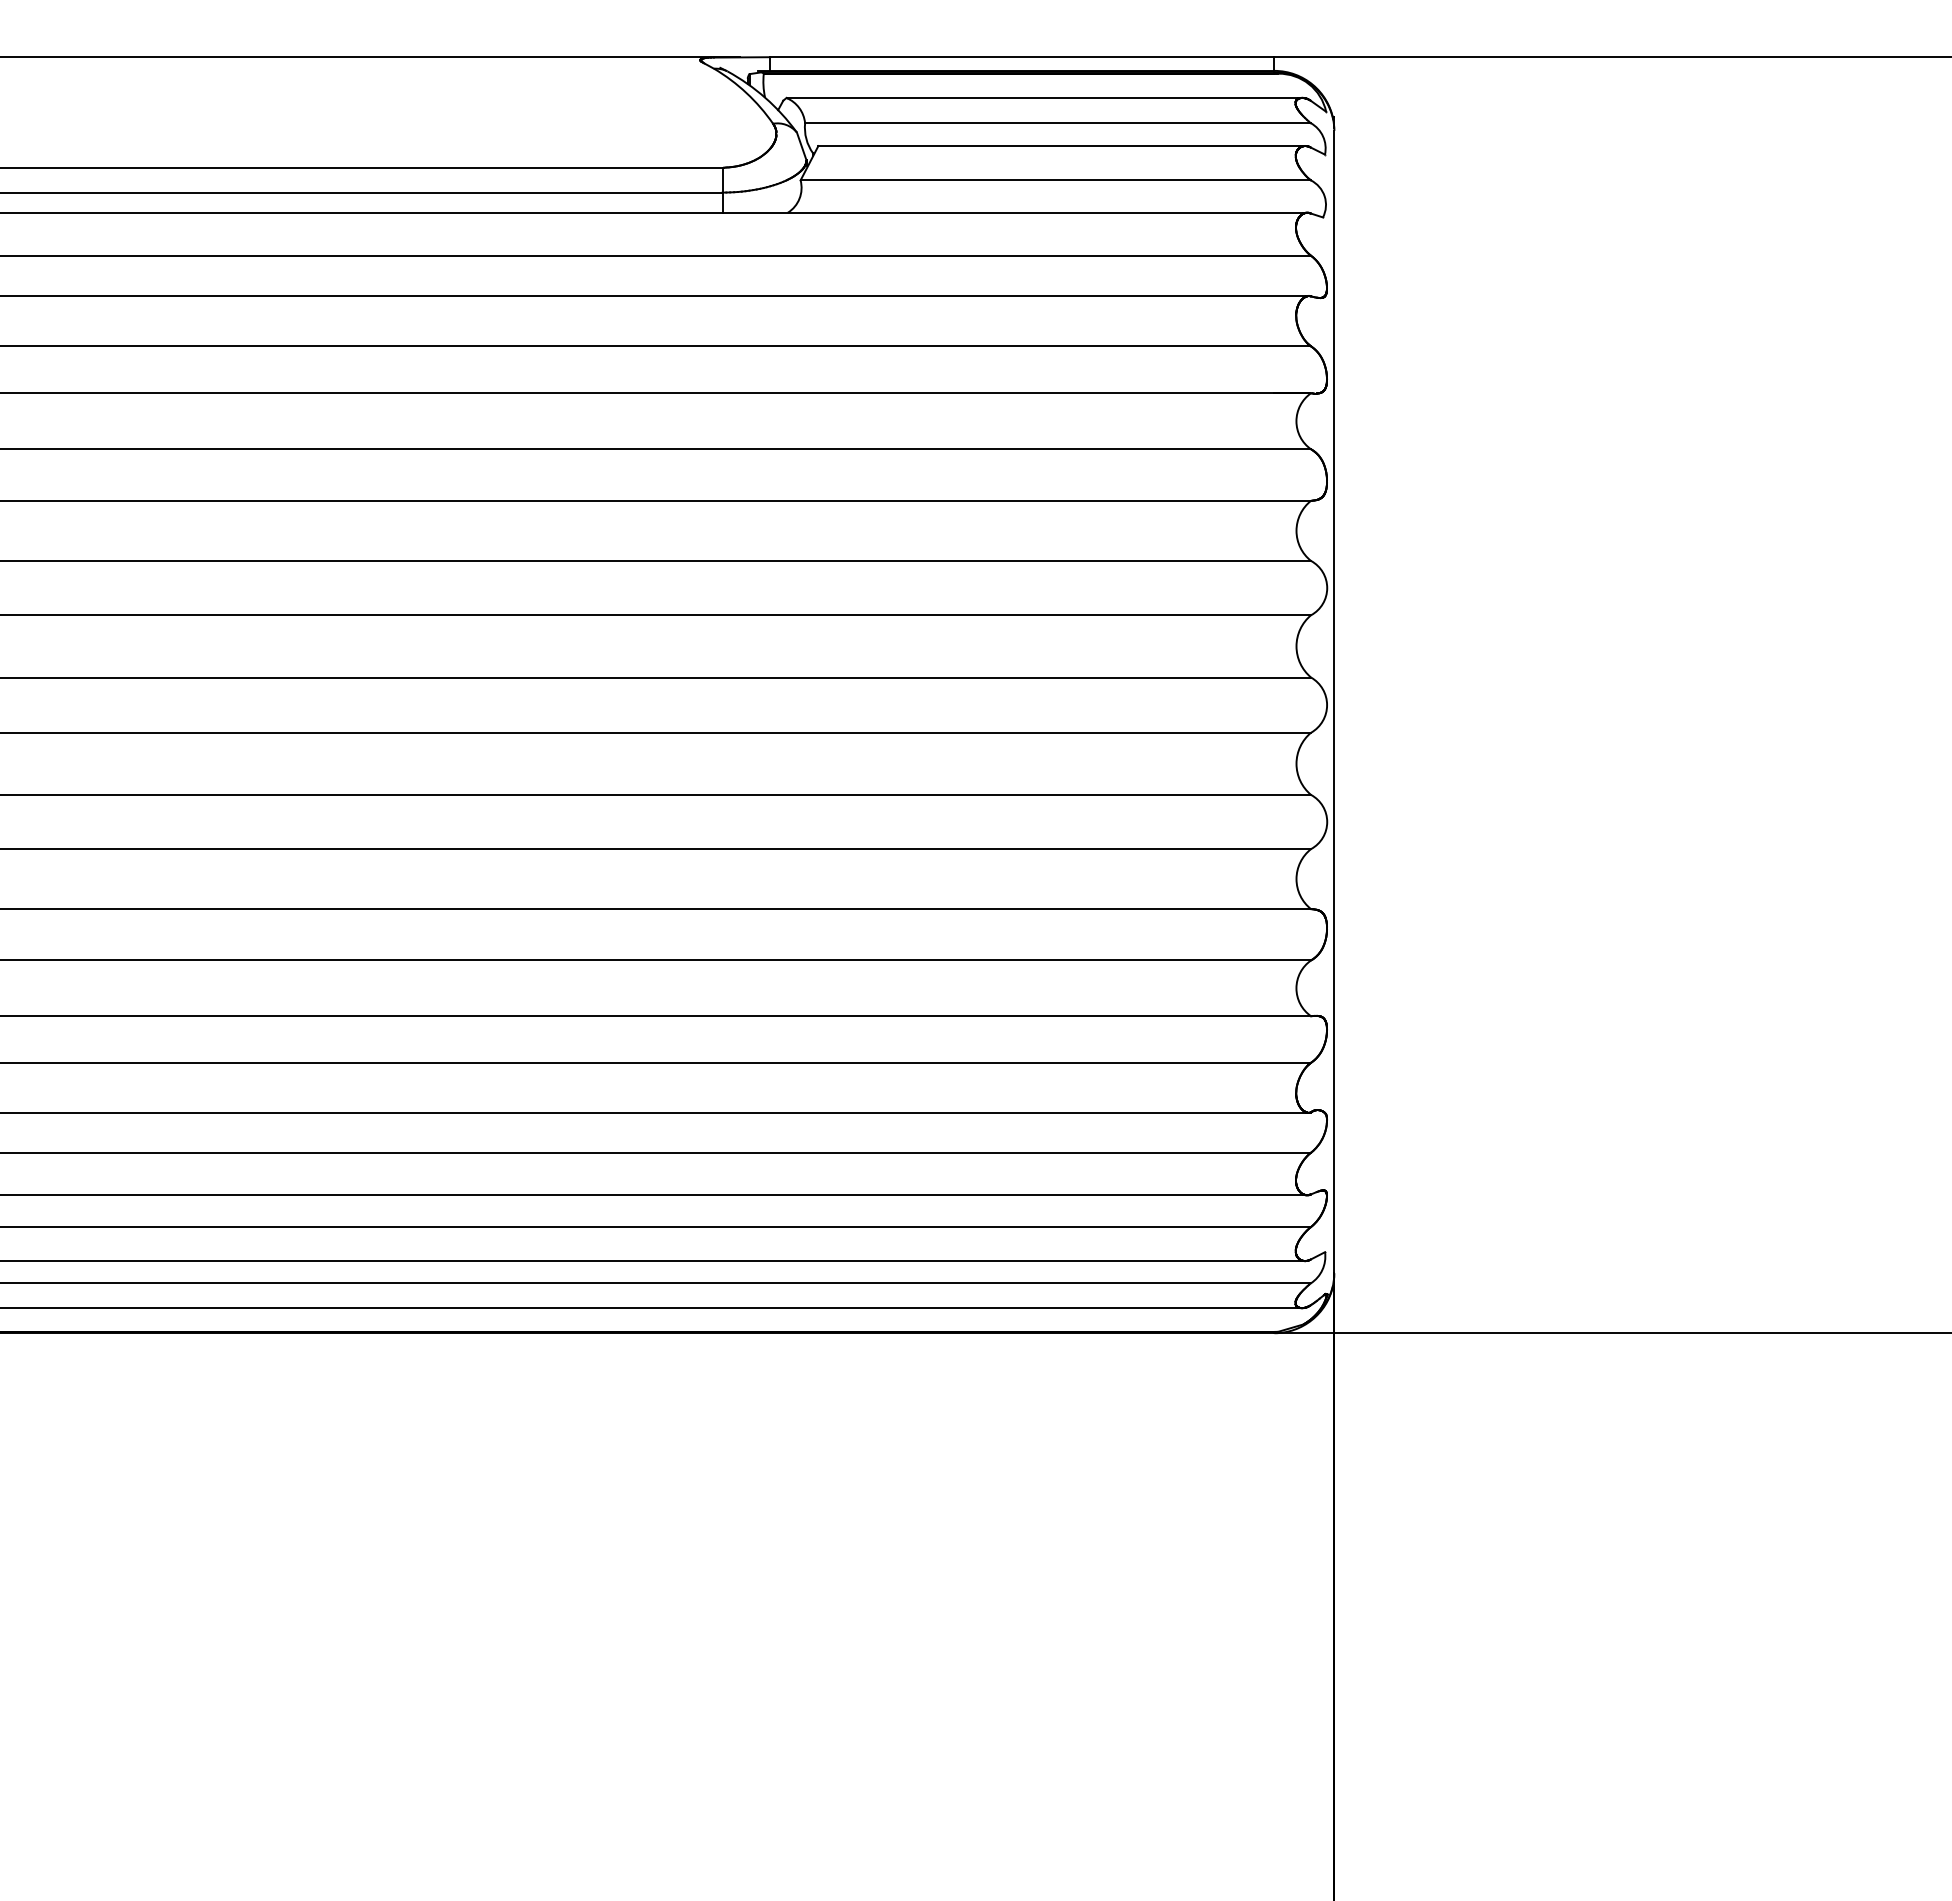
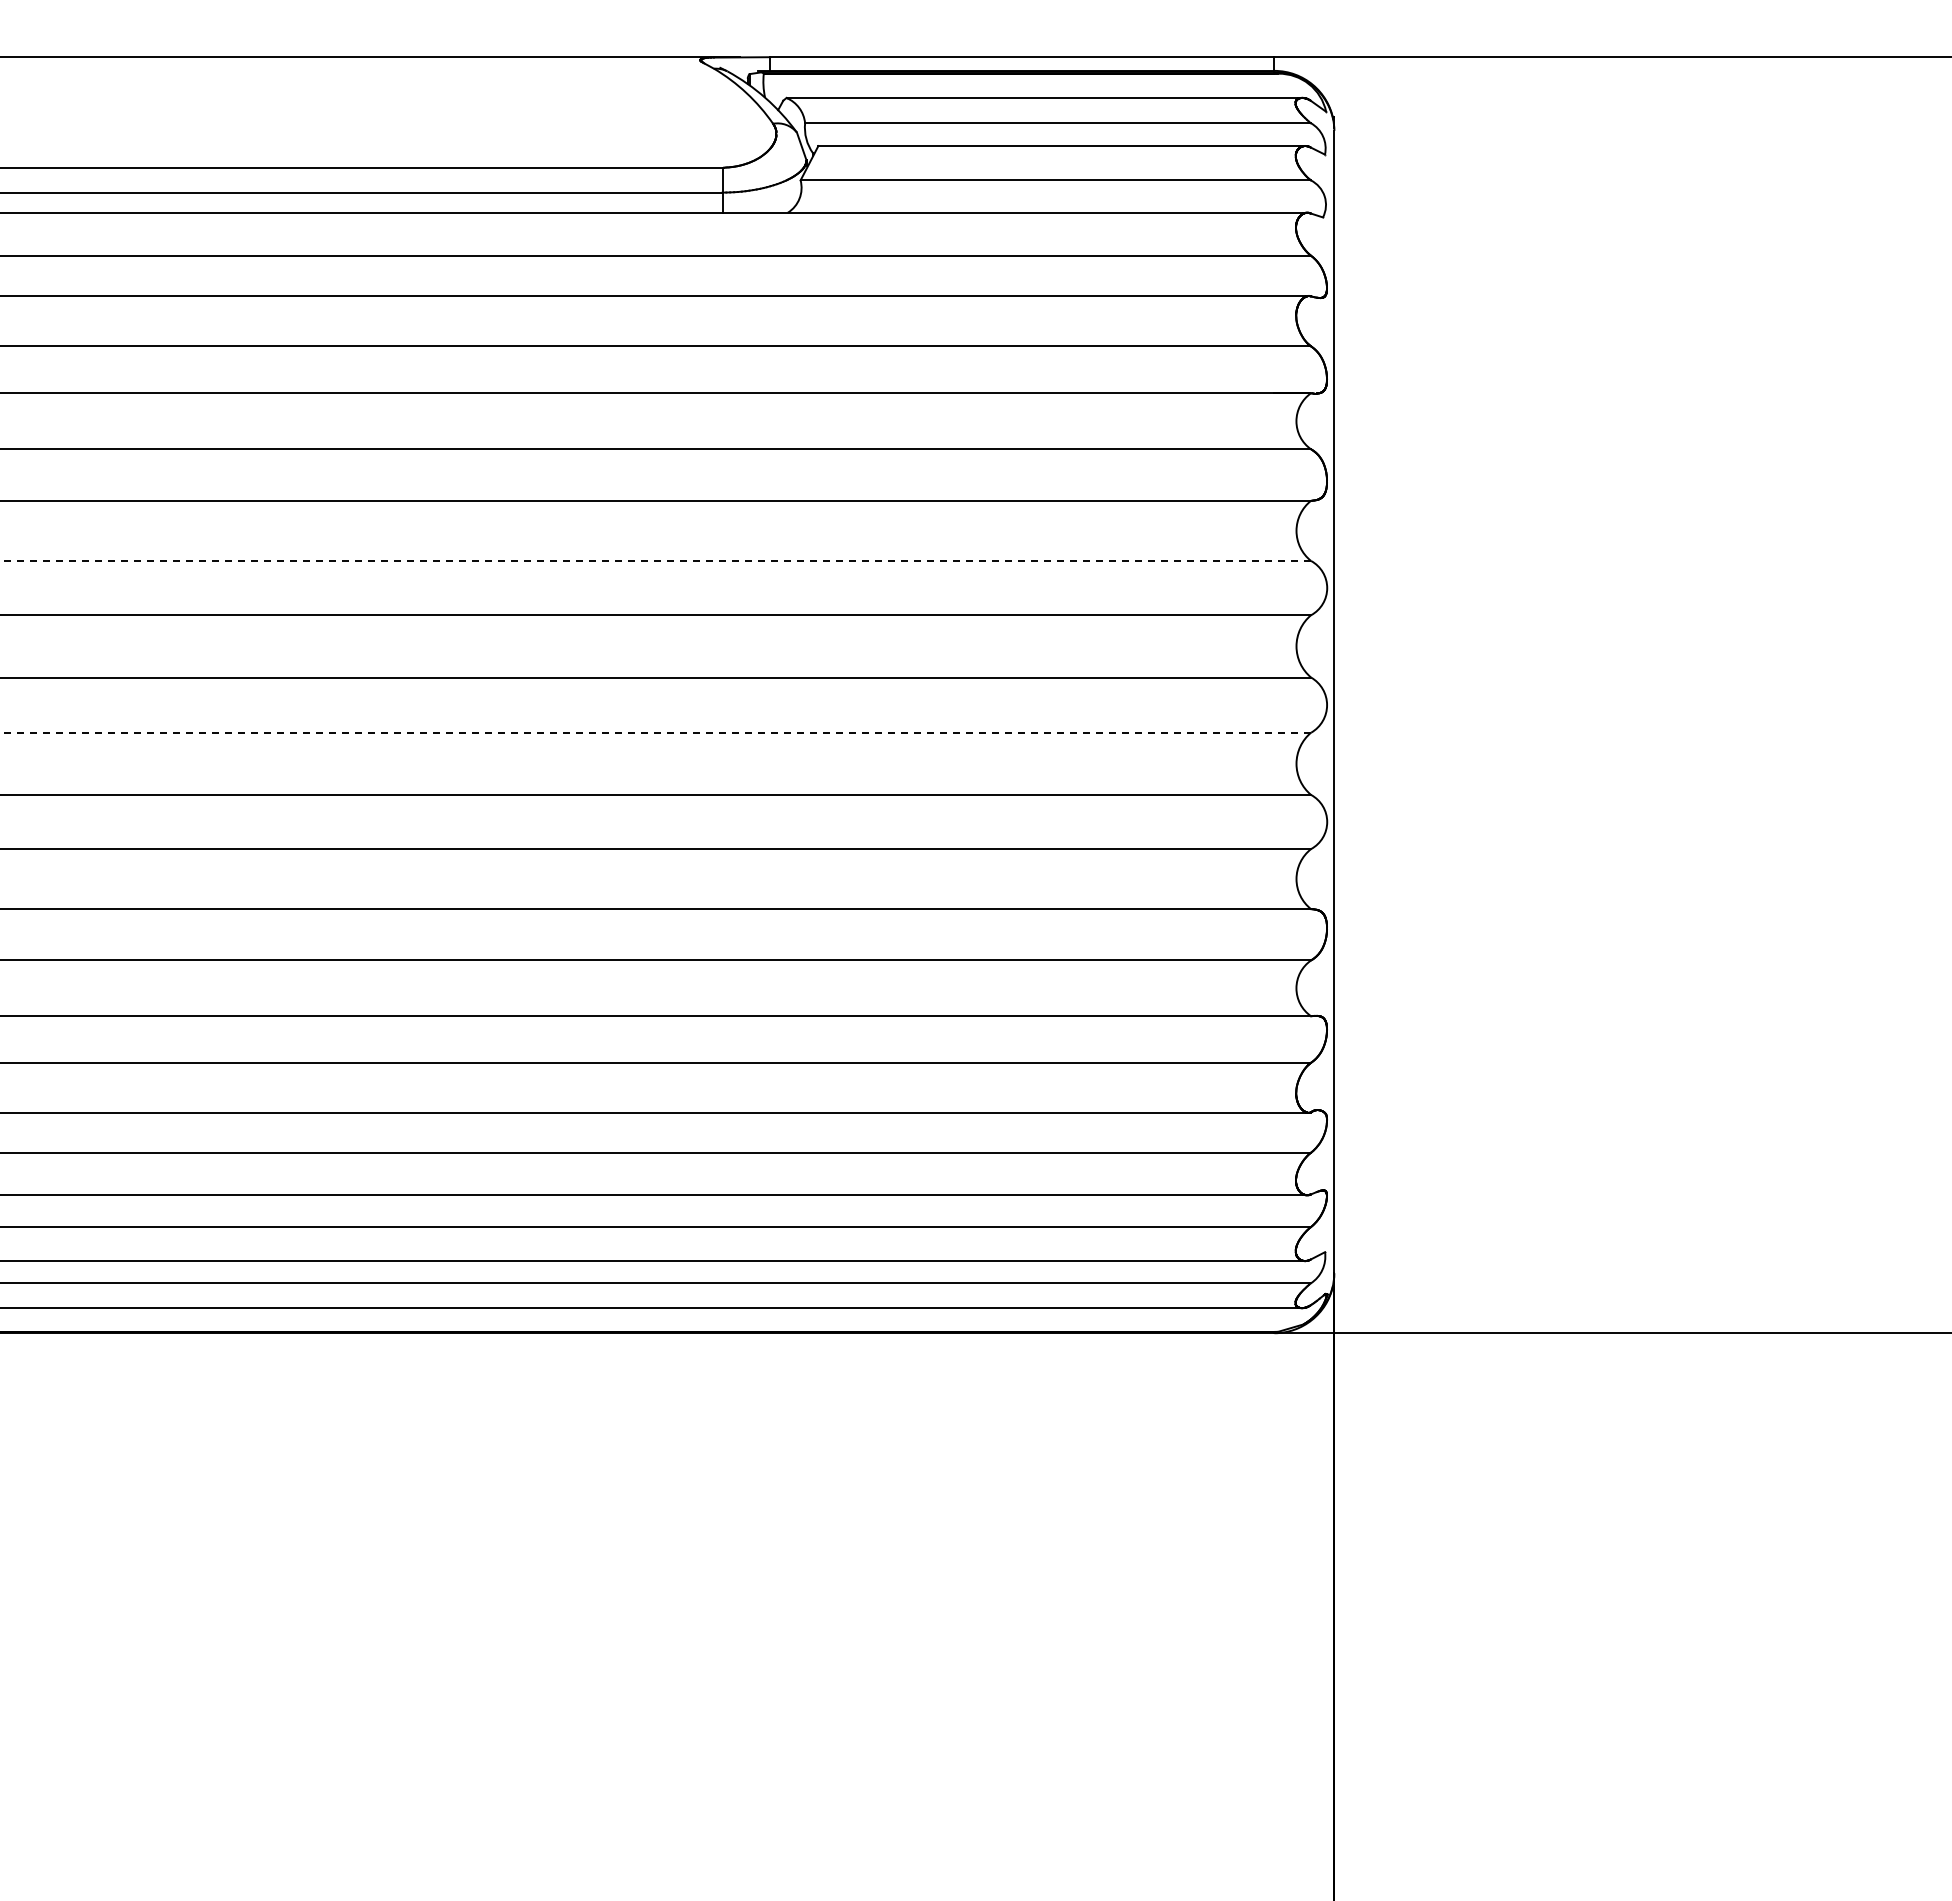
line: solid -> dashed (656, 561)
line: solid -> dashed (656, 732)
